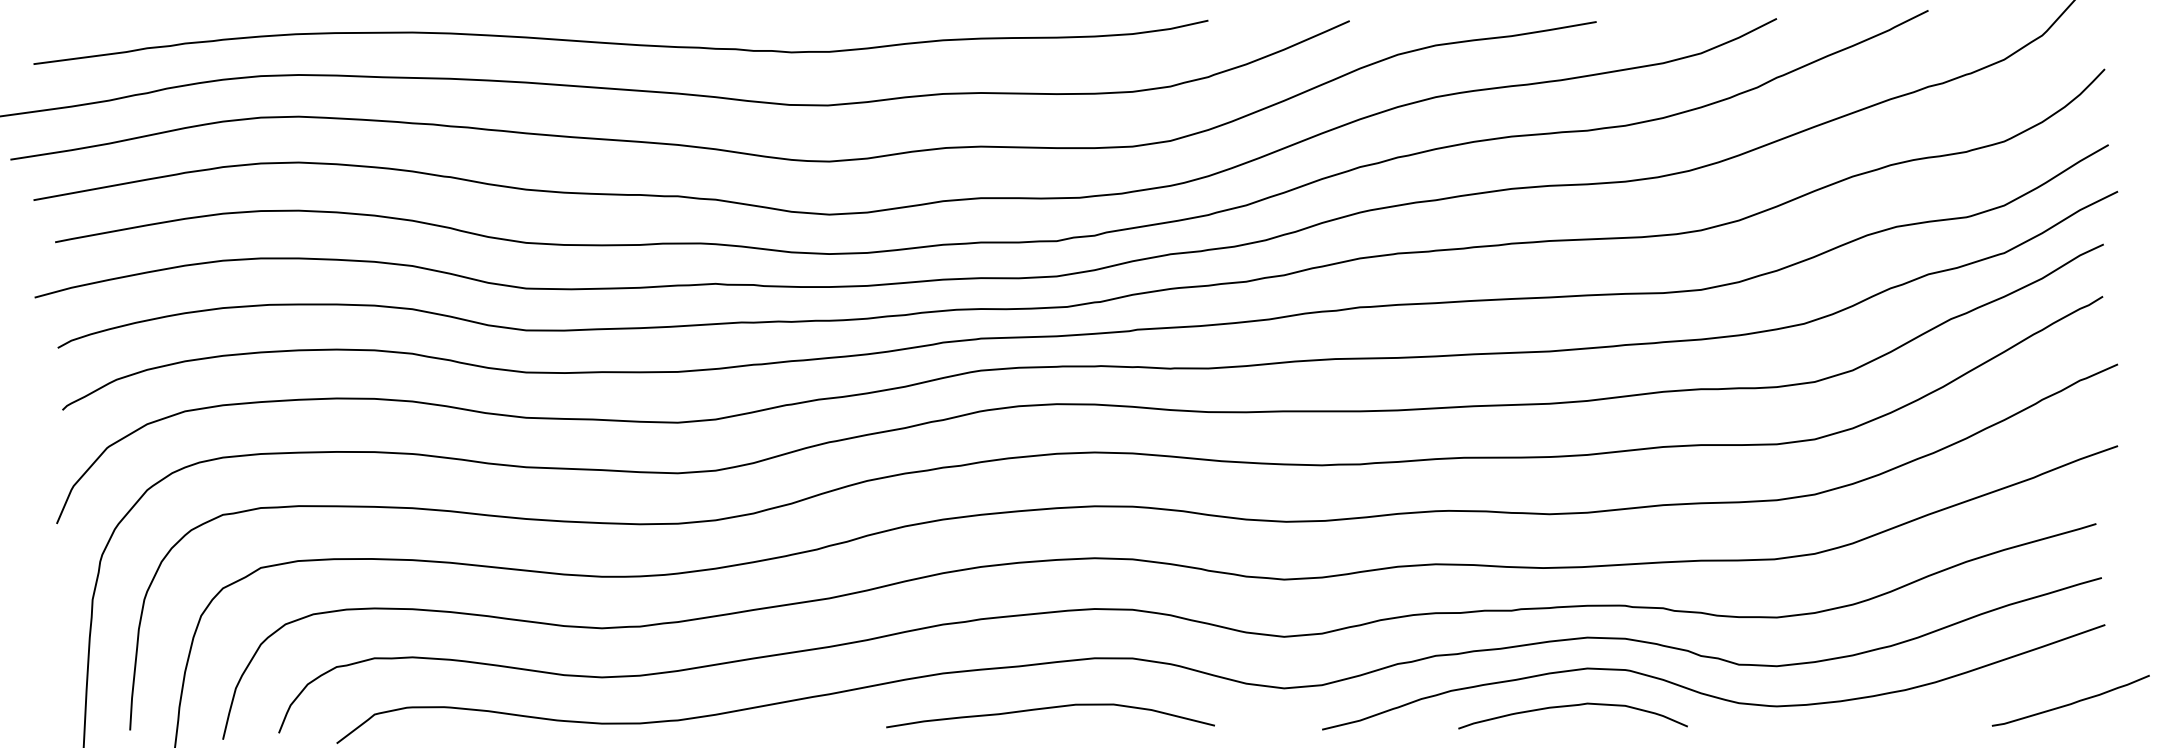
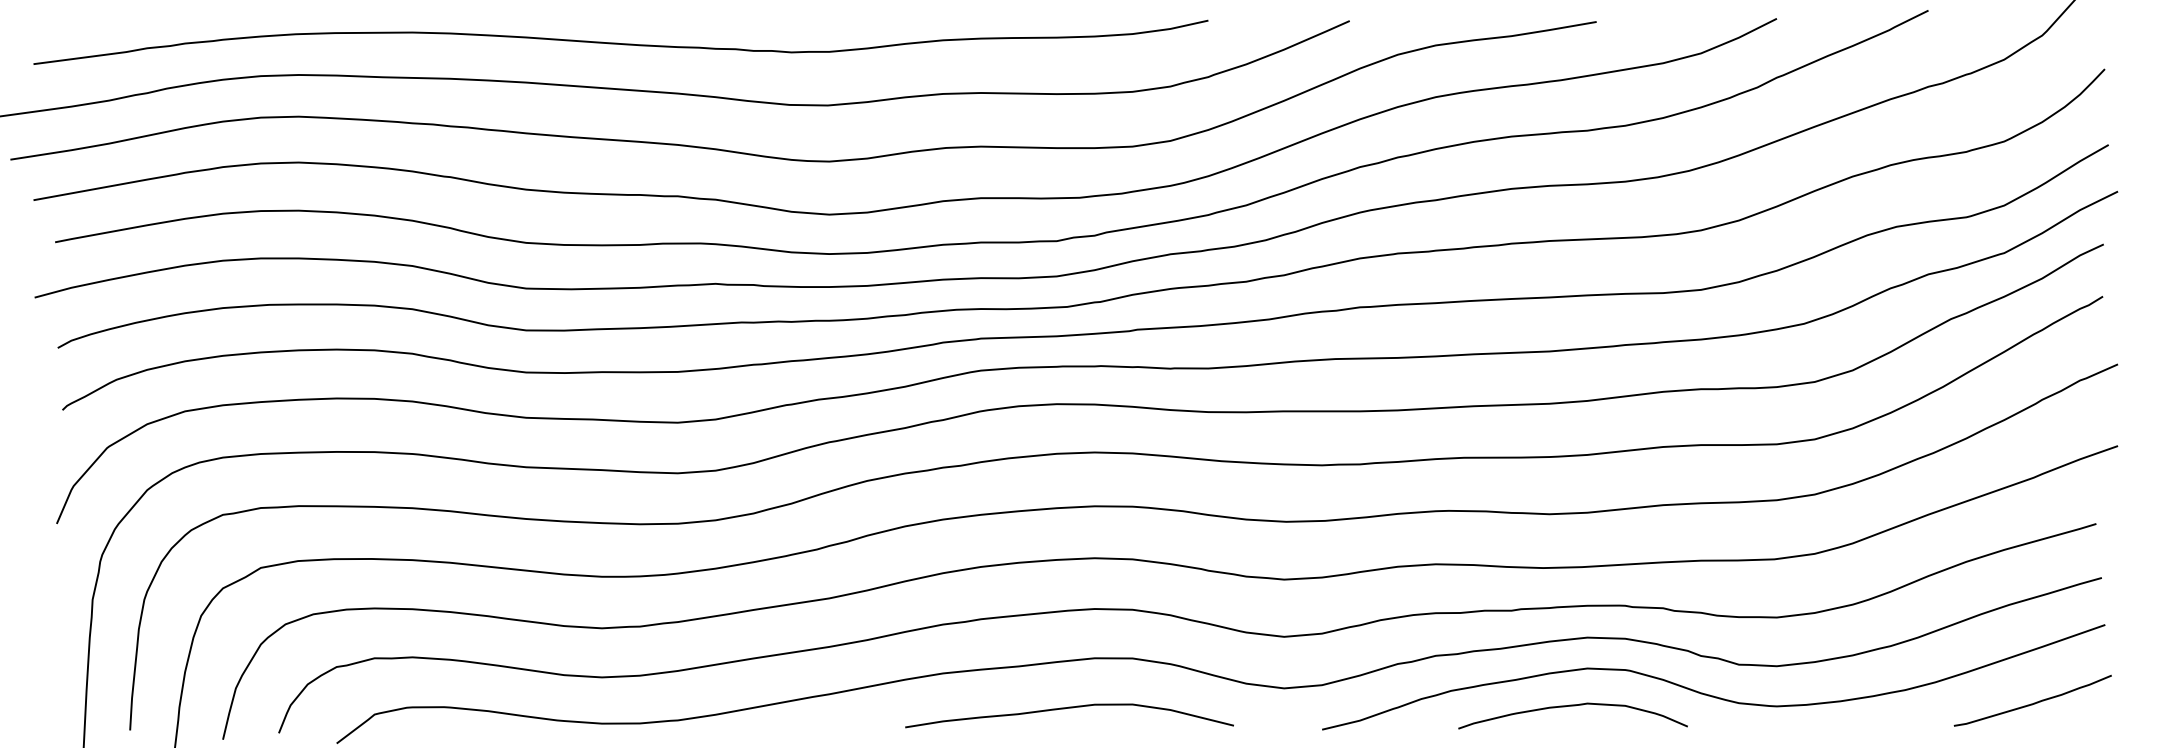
curve position: (2072, 702) -> (2034, 702) (2034, 702)
curve position: (1050, 708) -> (1069, 708) (1069, 708)
